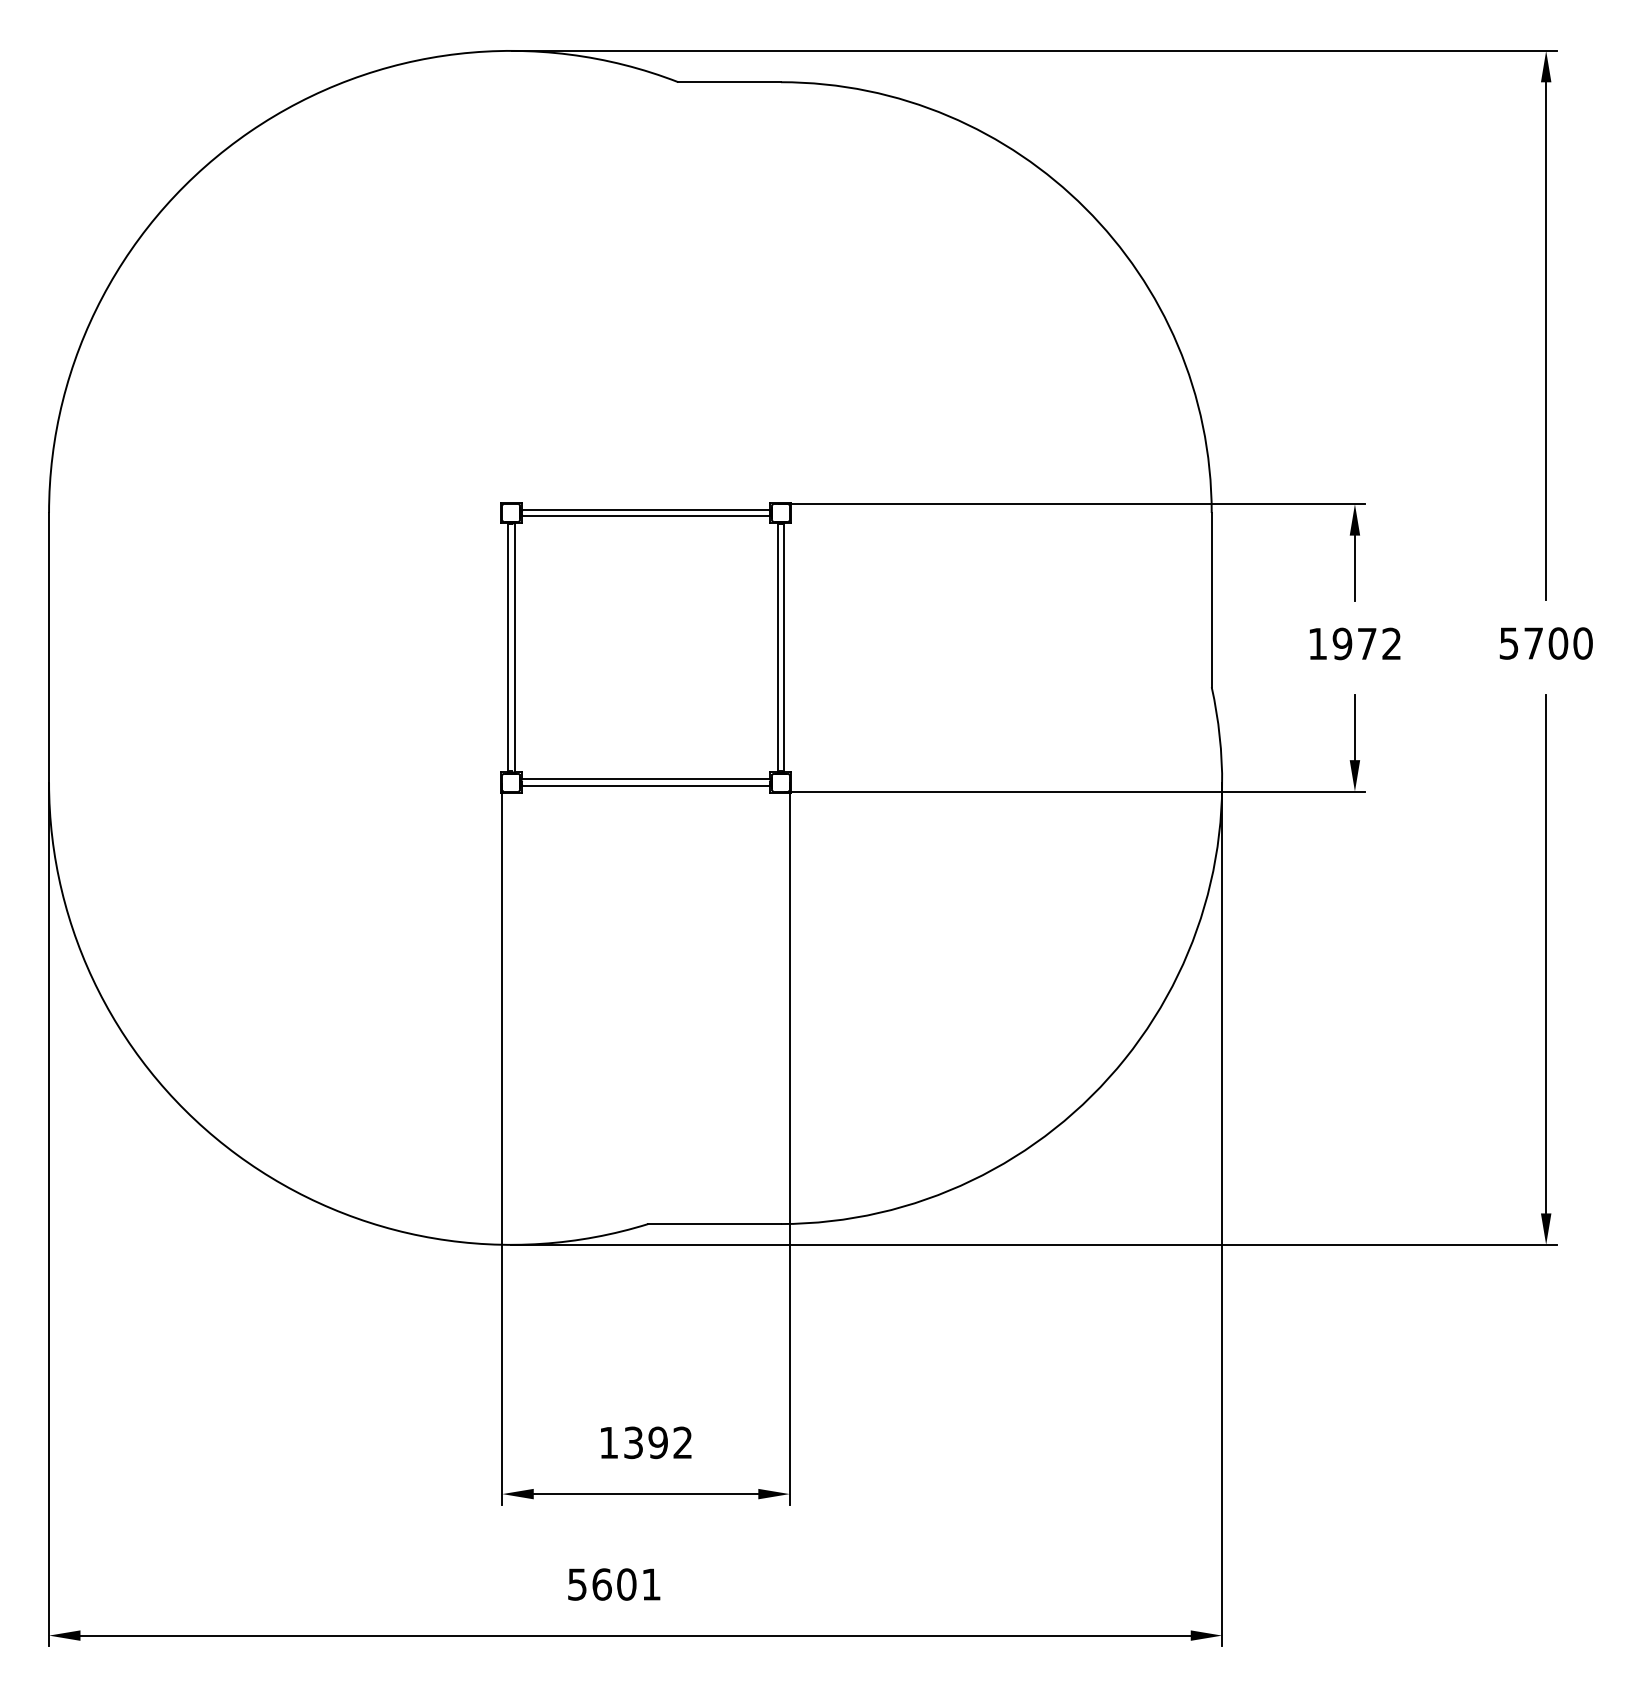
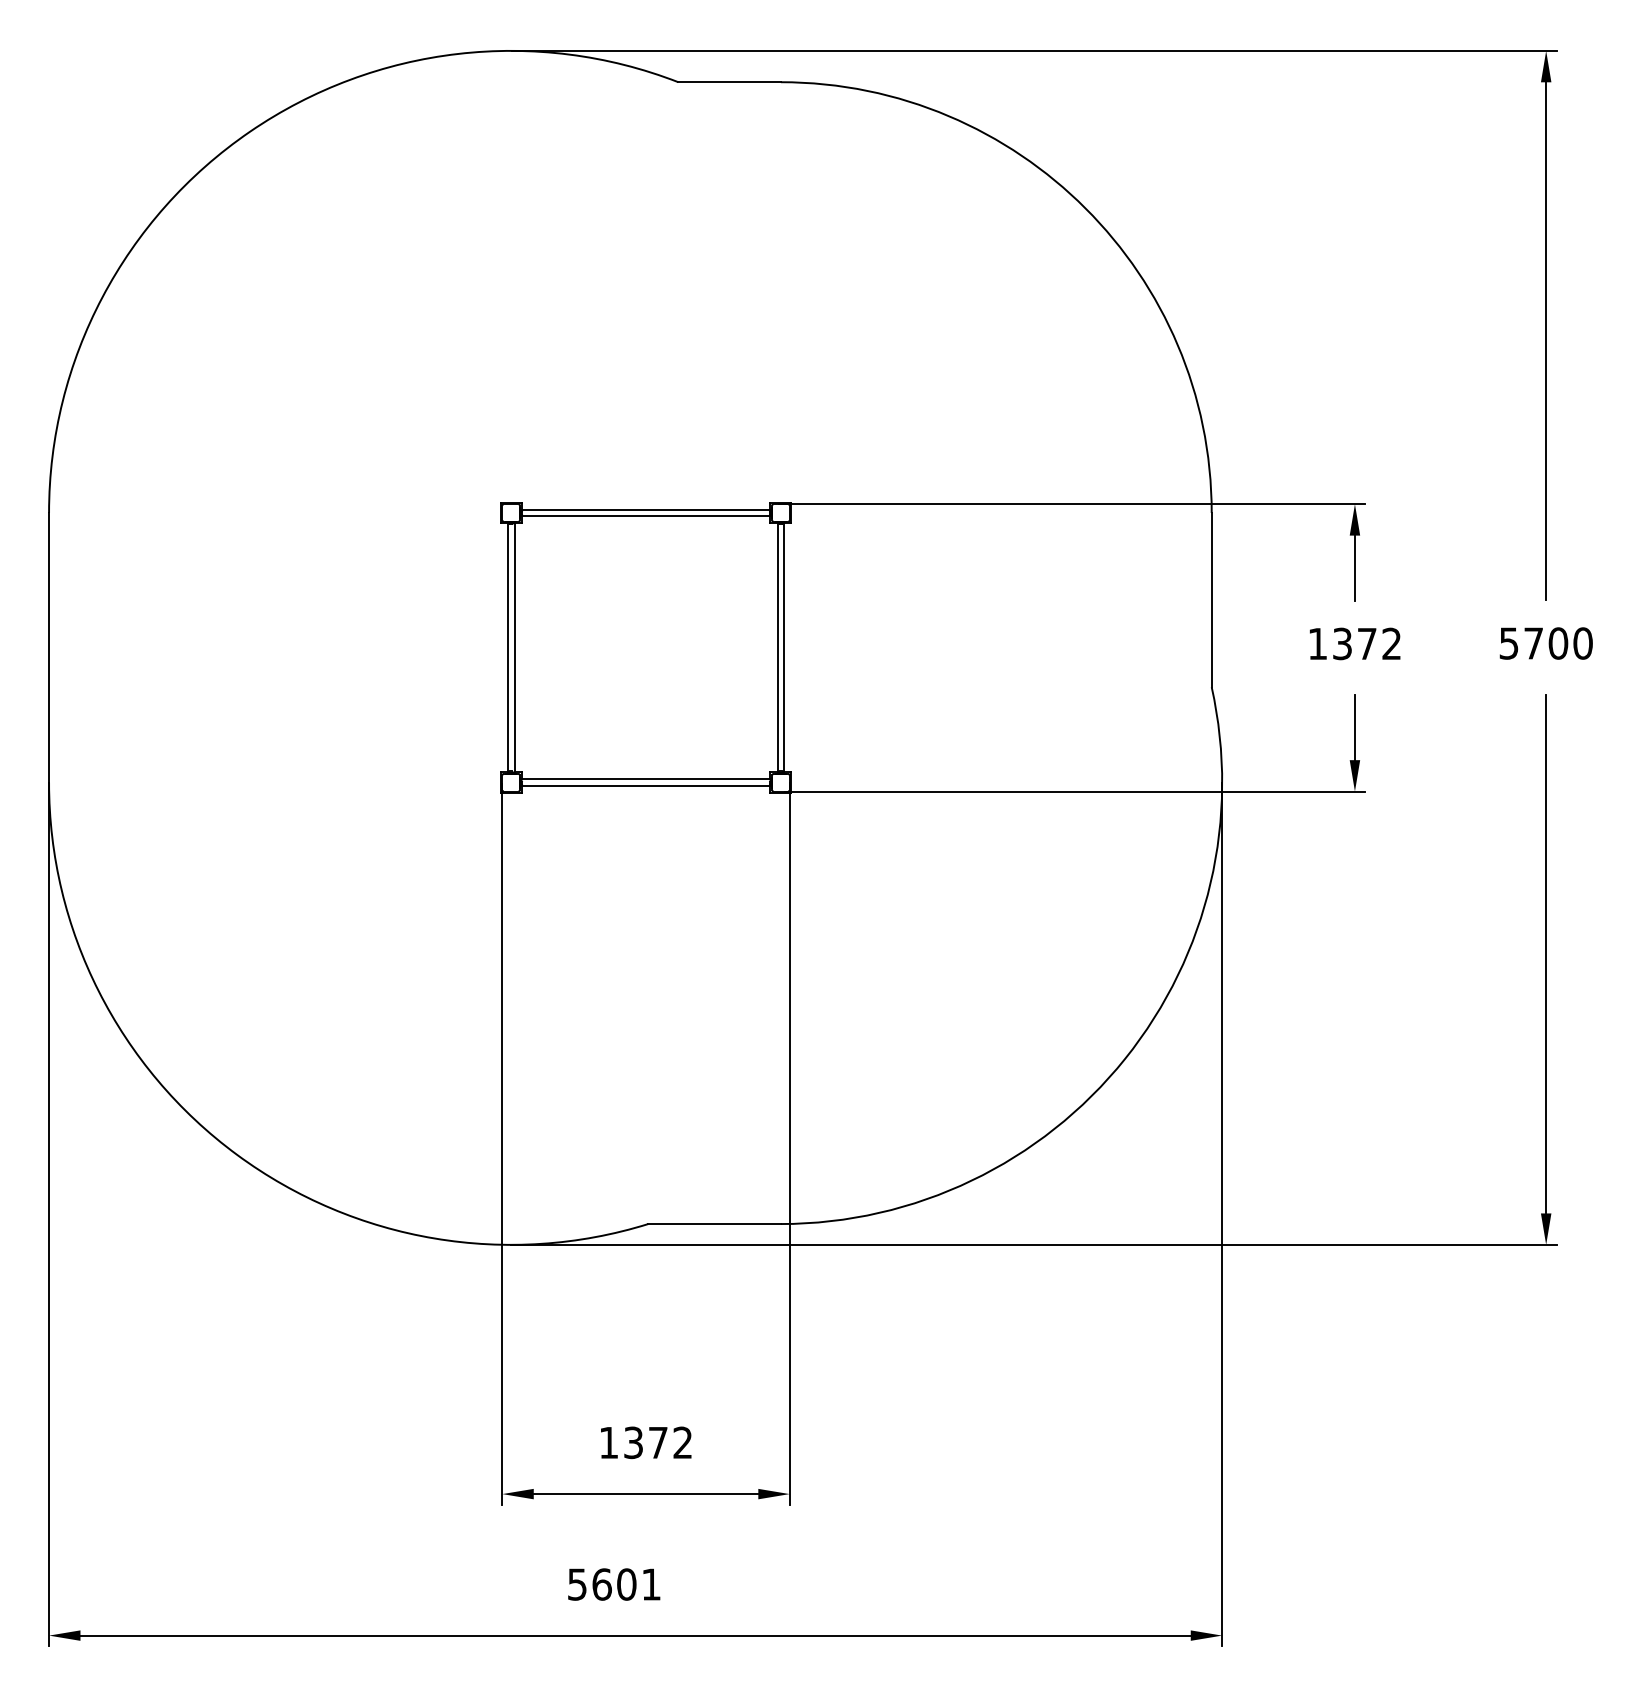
text: 1972 -> 1372 (1342, 643)
text: 1392 -> 1372 (657, 1442)
